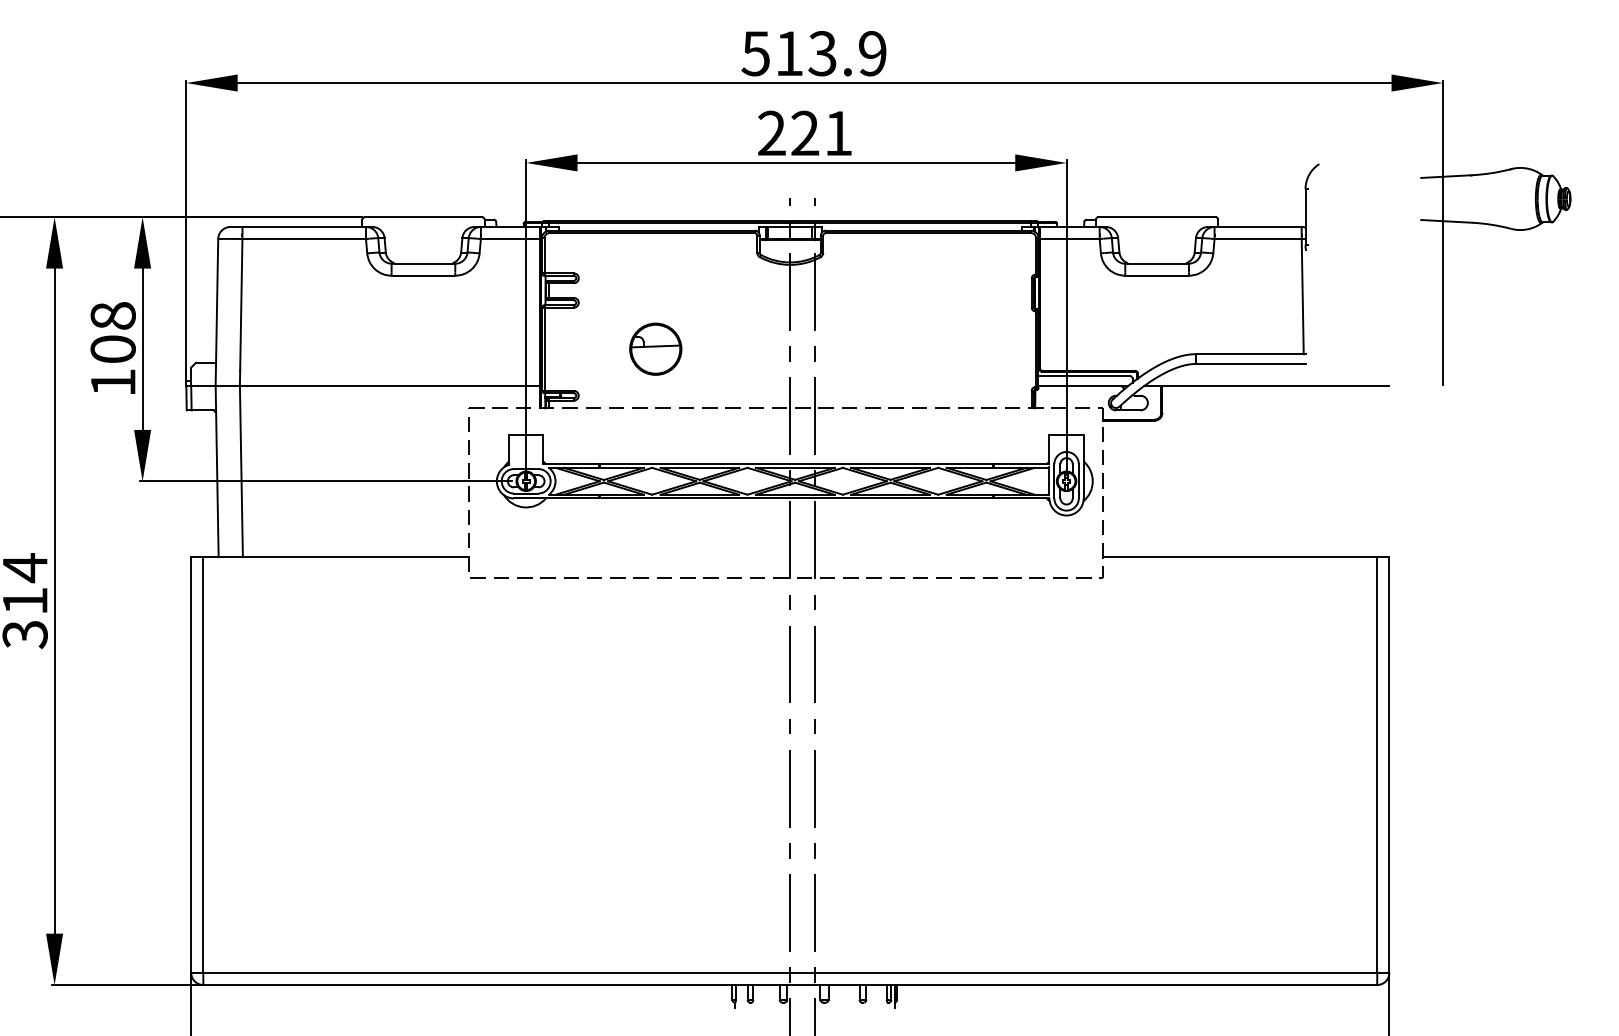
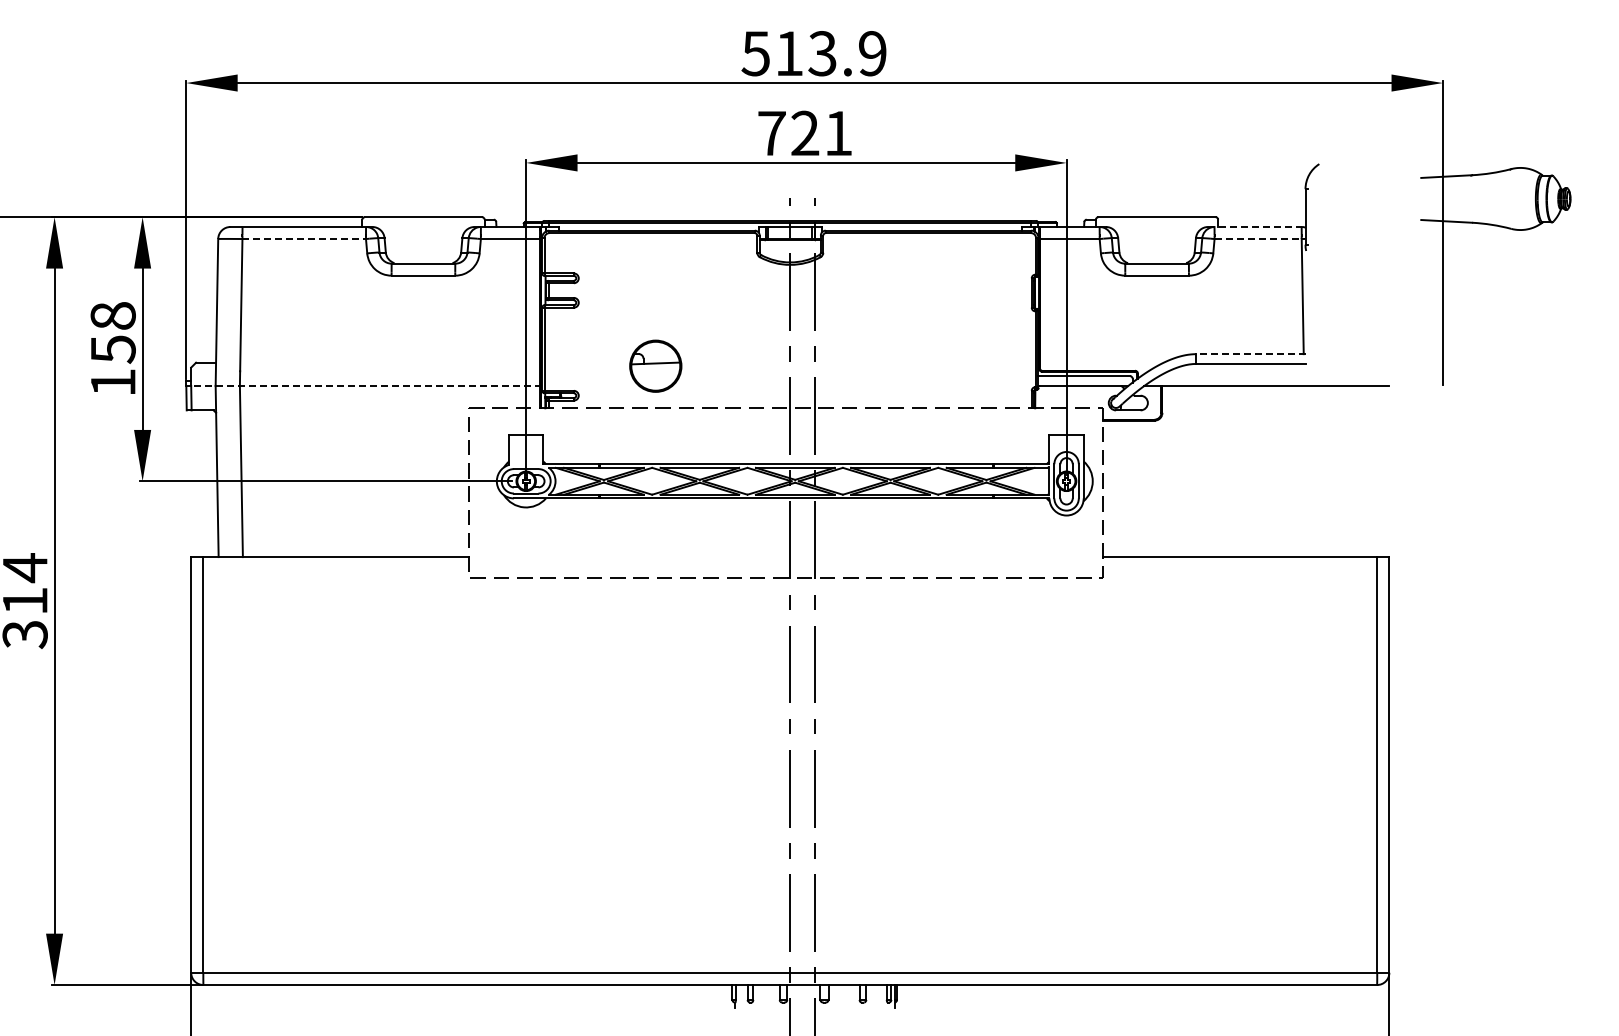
text: 221 -> 721 (771, 132)
line: solid -> dashed (1254, 227)
line: solid -> dashed (304, 239)
line: solid -> dashed (1258, 239)
part position: (655, 348) -> (655, 365) (655, 365)
text: 108 -> 158 (112, 349)
line: solid -> dashed (1250, 354)
line: solid -> dashed (364, 385)
